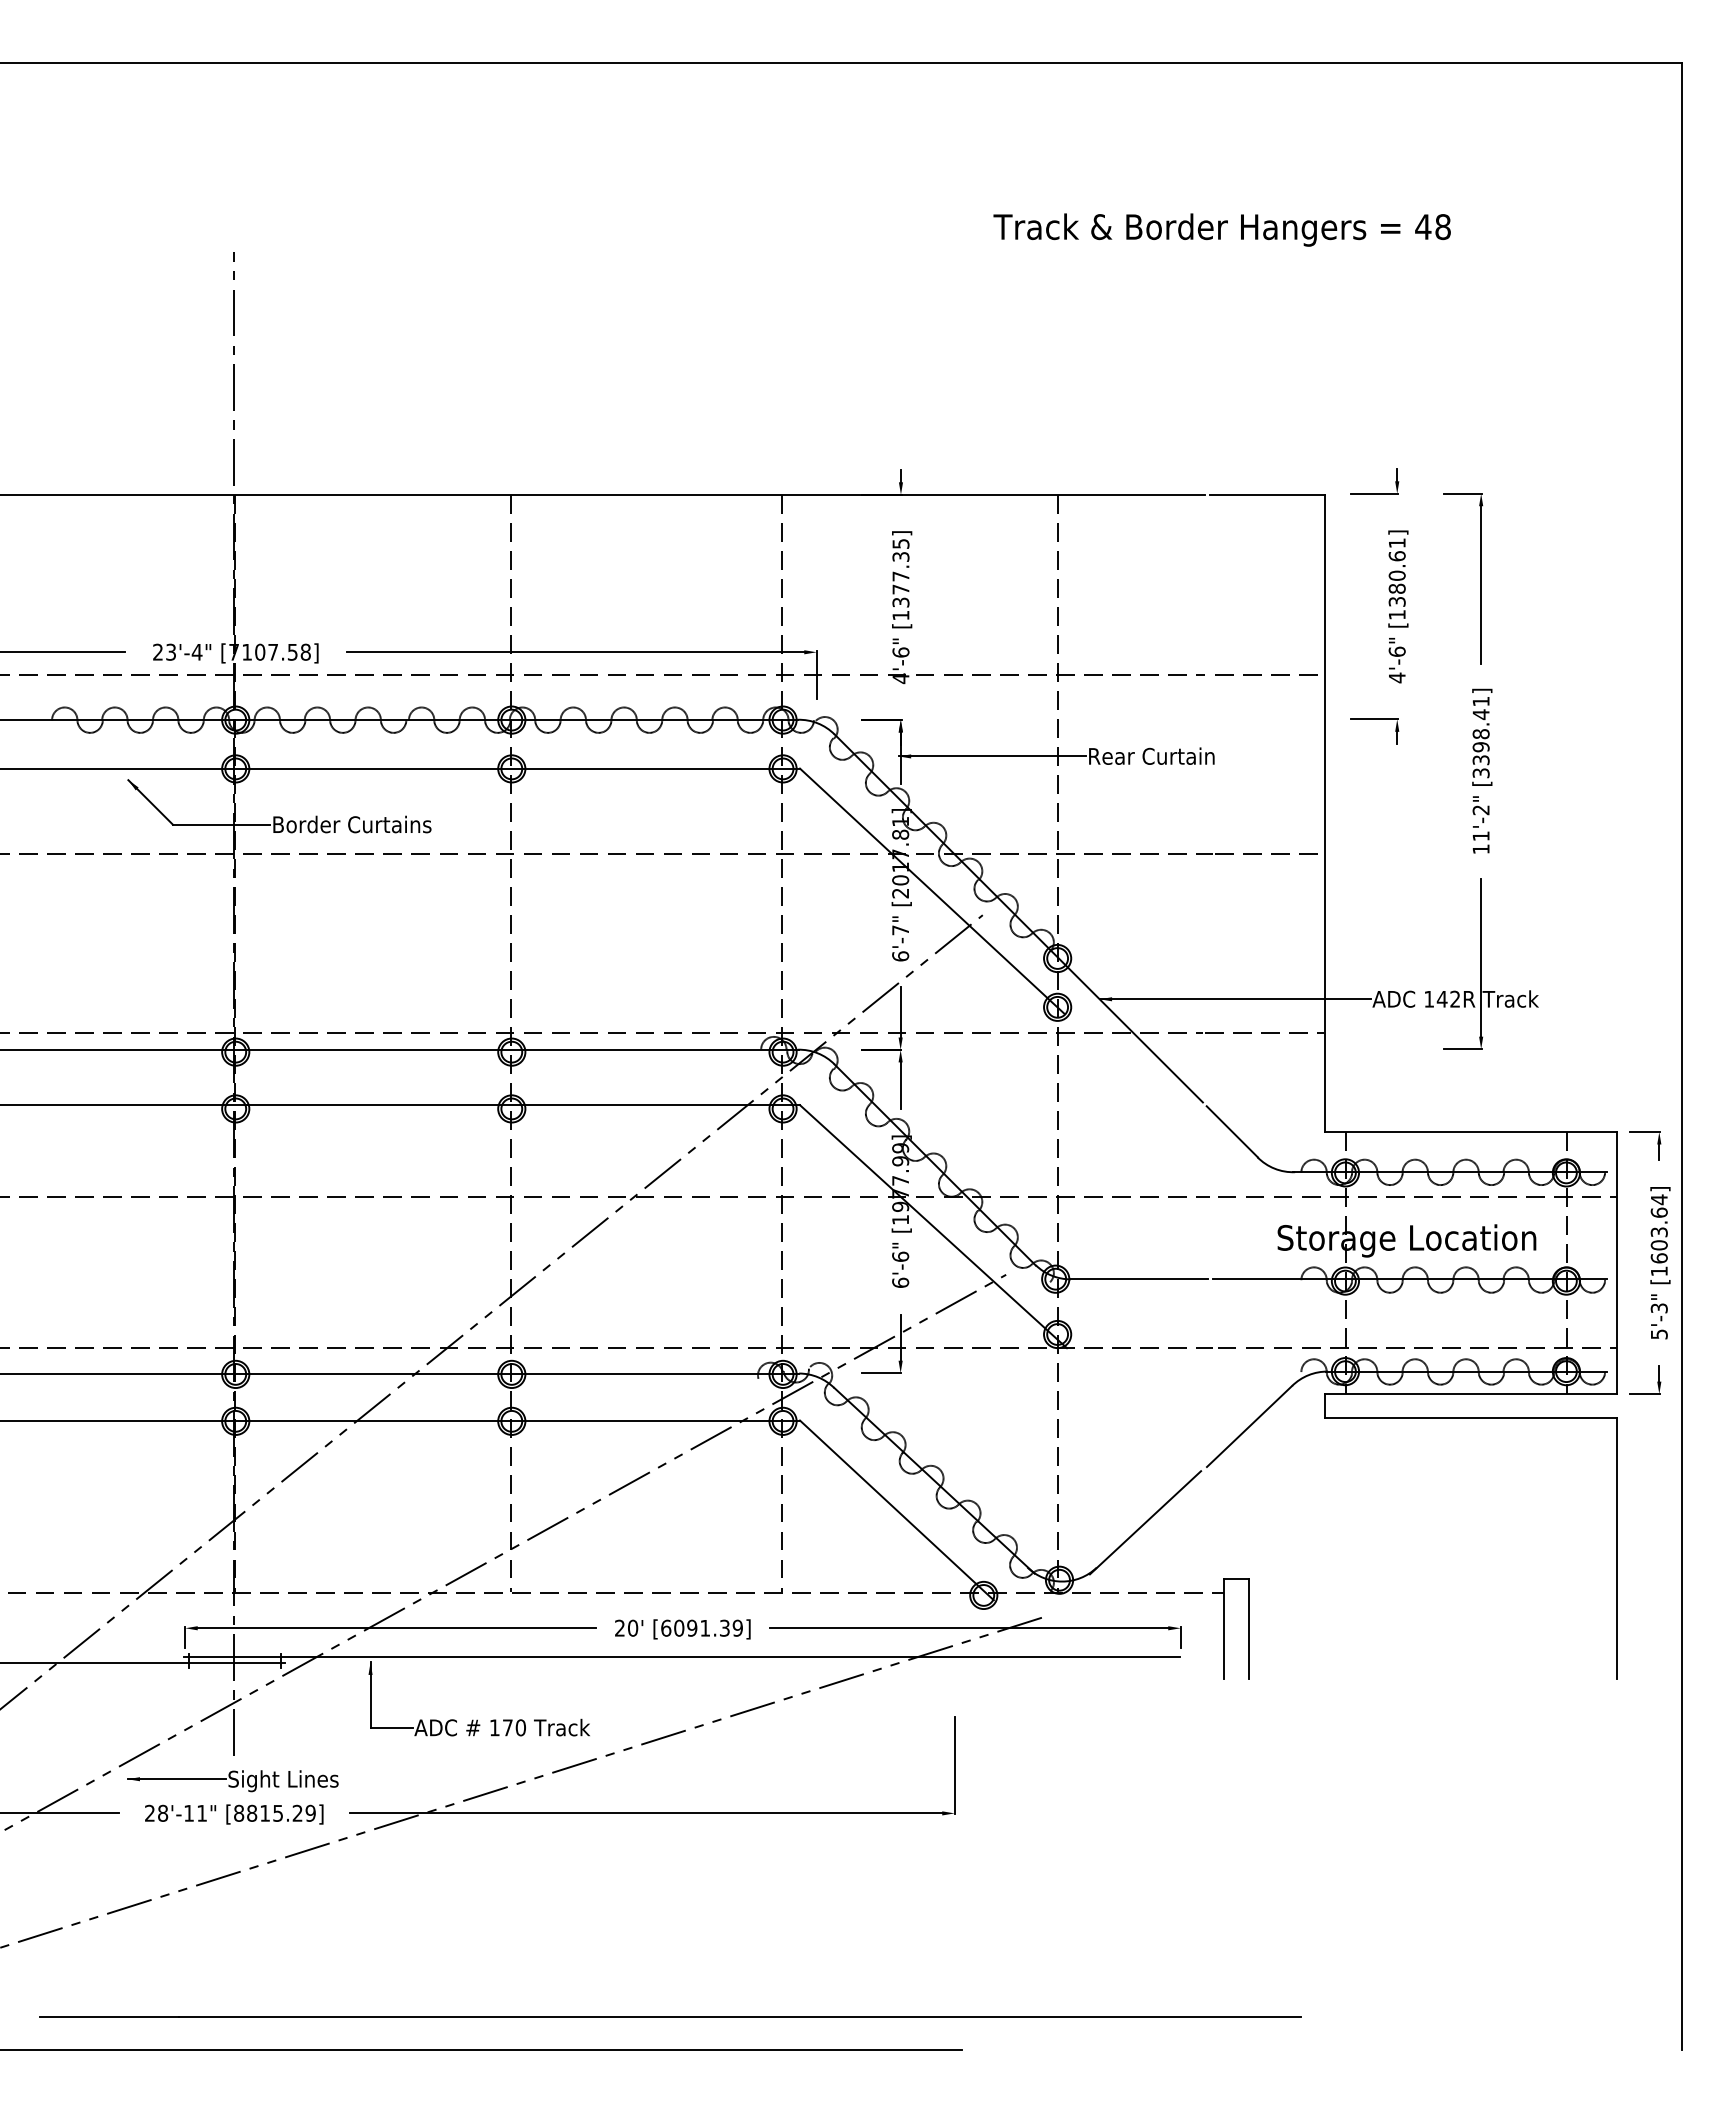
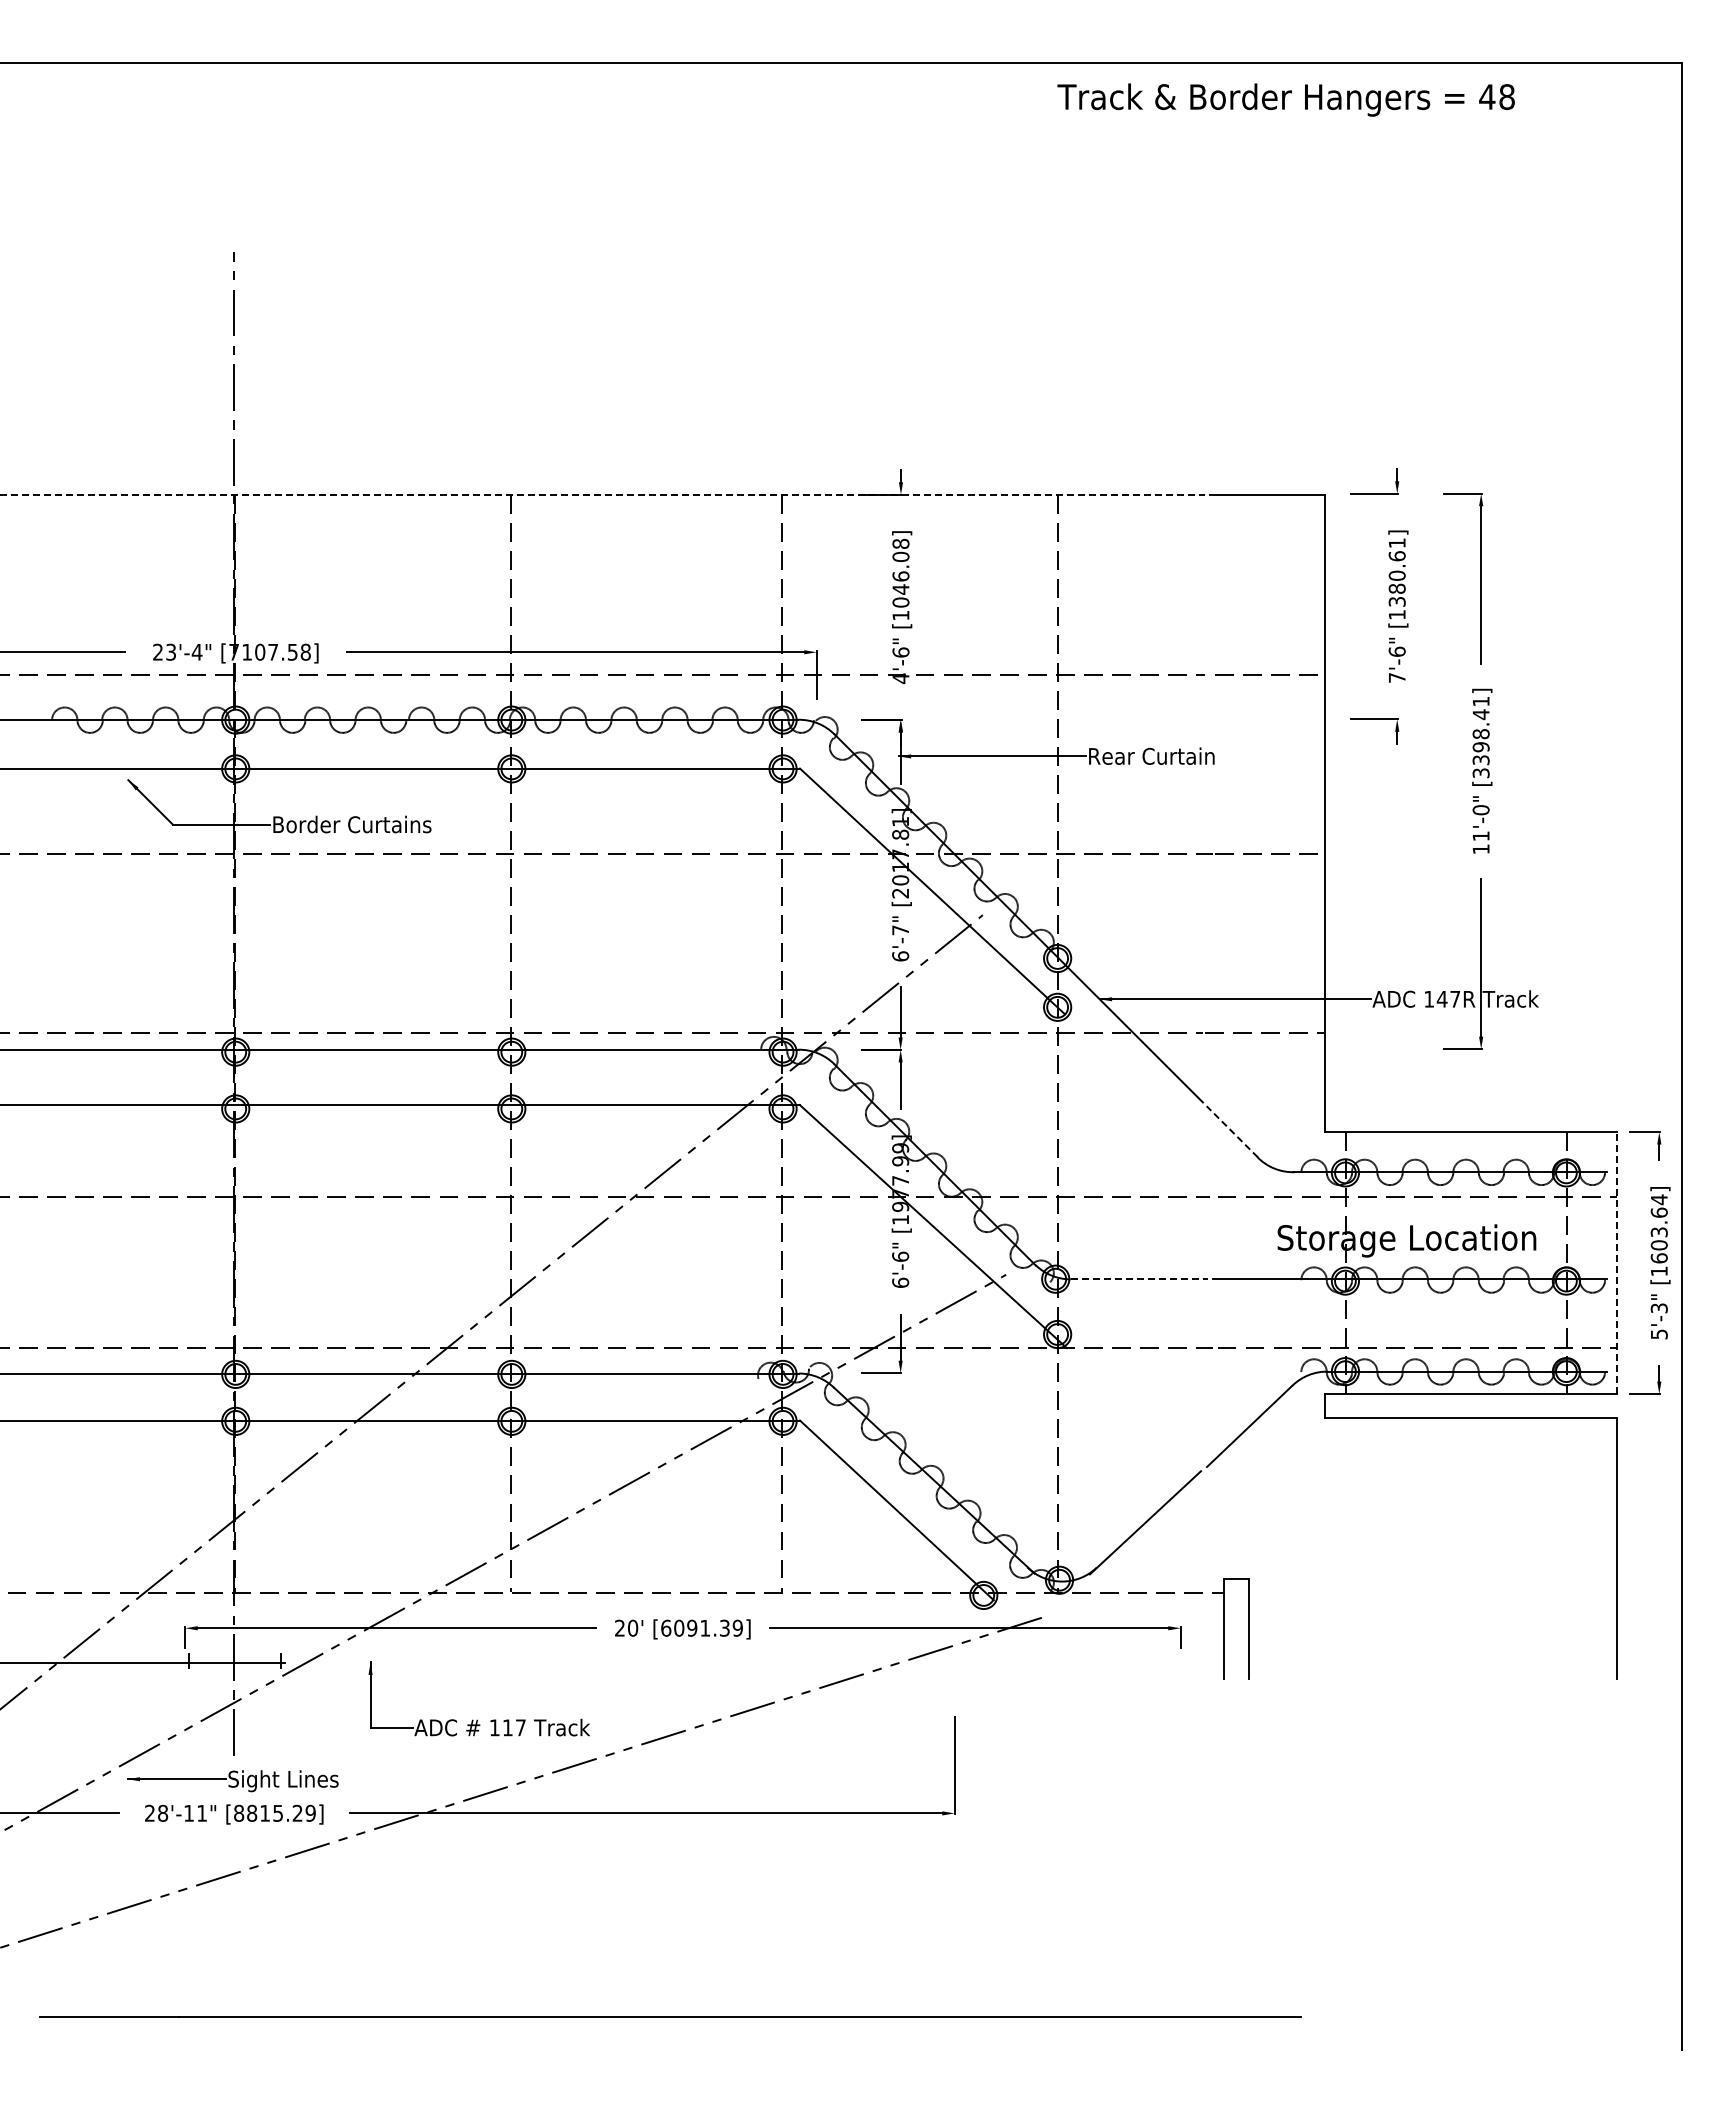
text position: (1221, 229) -> (1285, 99) (1285, 99)
line: solid -> dashed (603, 494)
text: [1377.35] -> [1046.08] (900, 572)
text: 4'-6" -> 7'-6" (1397, 677)
text: 11'-2" -> 11'-0" (1480, 810)
text: 142R -> 147R (1455, 998)
line: solid -> dashed (1231, 1131)
line: solid -> dashed (1617, 1262)
line: solid -> dashed (1139, 1279)
line: present -> none (681, 1657)
text: 170 -> 117 (514, 1727)
line: present -> none (481, 2049)
